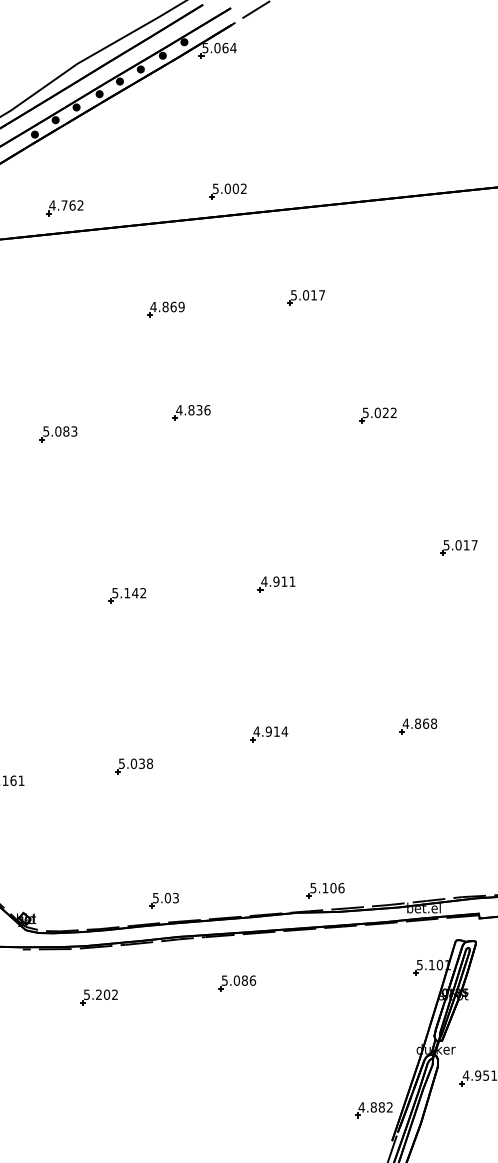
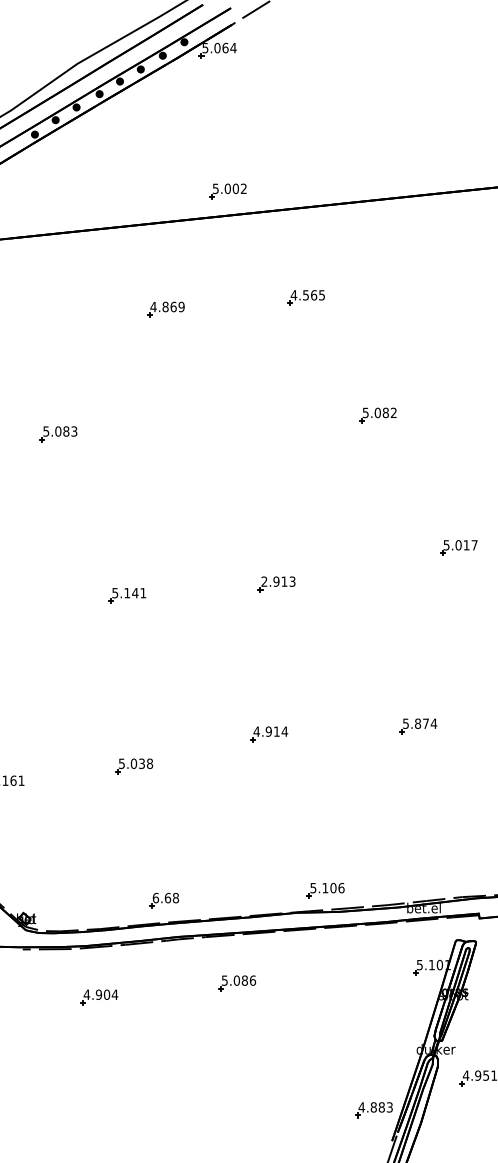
part: present -> none (64, 208)
text: 5.017 -> 4.565 (307, 295)
part: present -> none (191, 412)
text: 5.022 -> 5.082 (385, 412)
text: 4.911 -> 2.913 (278, 581)
text: 5.142 -> 5.141 (142, 593)
text: 4.868 -> 5.874 (419, 723)
text: 5.03 -> 6.68 (165, 897)
text: 5.202 -> 4.904 (100, 994)
text: 4.882 -> 4.883 (389, 1107)
